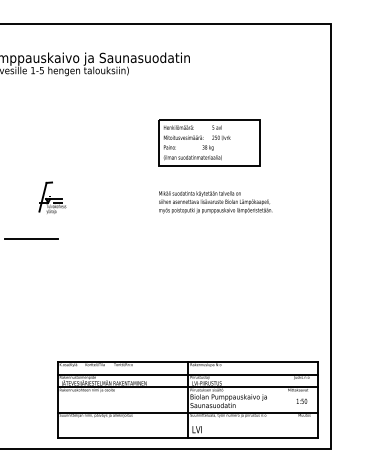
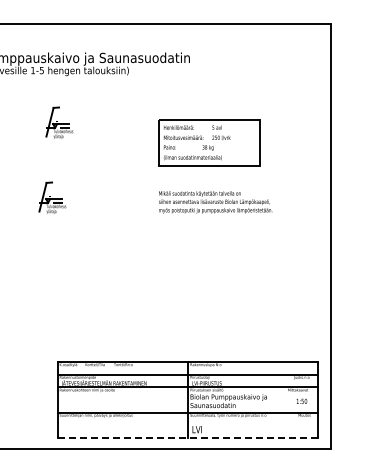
part: none -> present (59, 122)
line: present -> none (30, 238)
line: solid -> dashed (187, 437)
